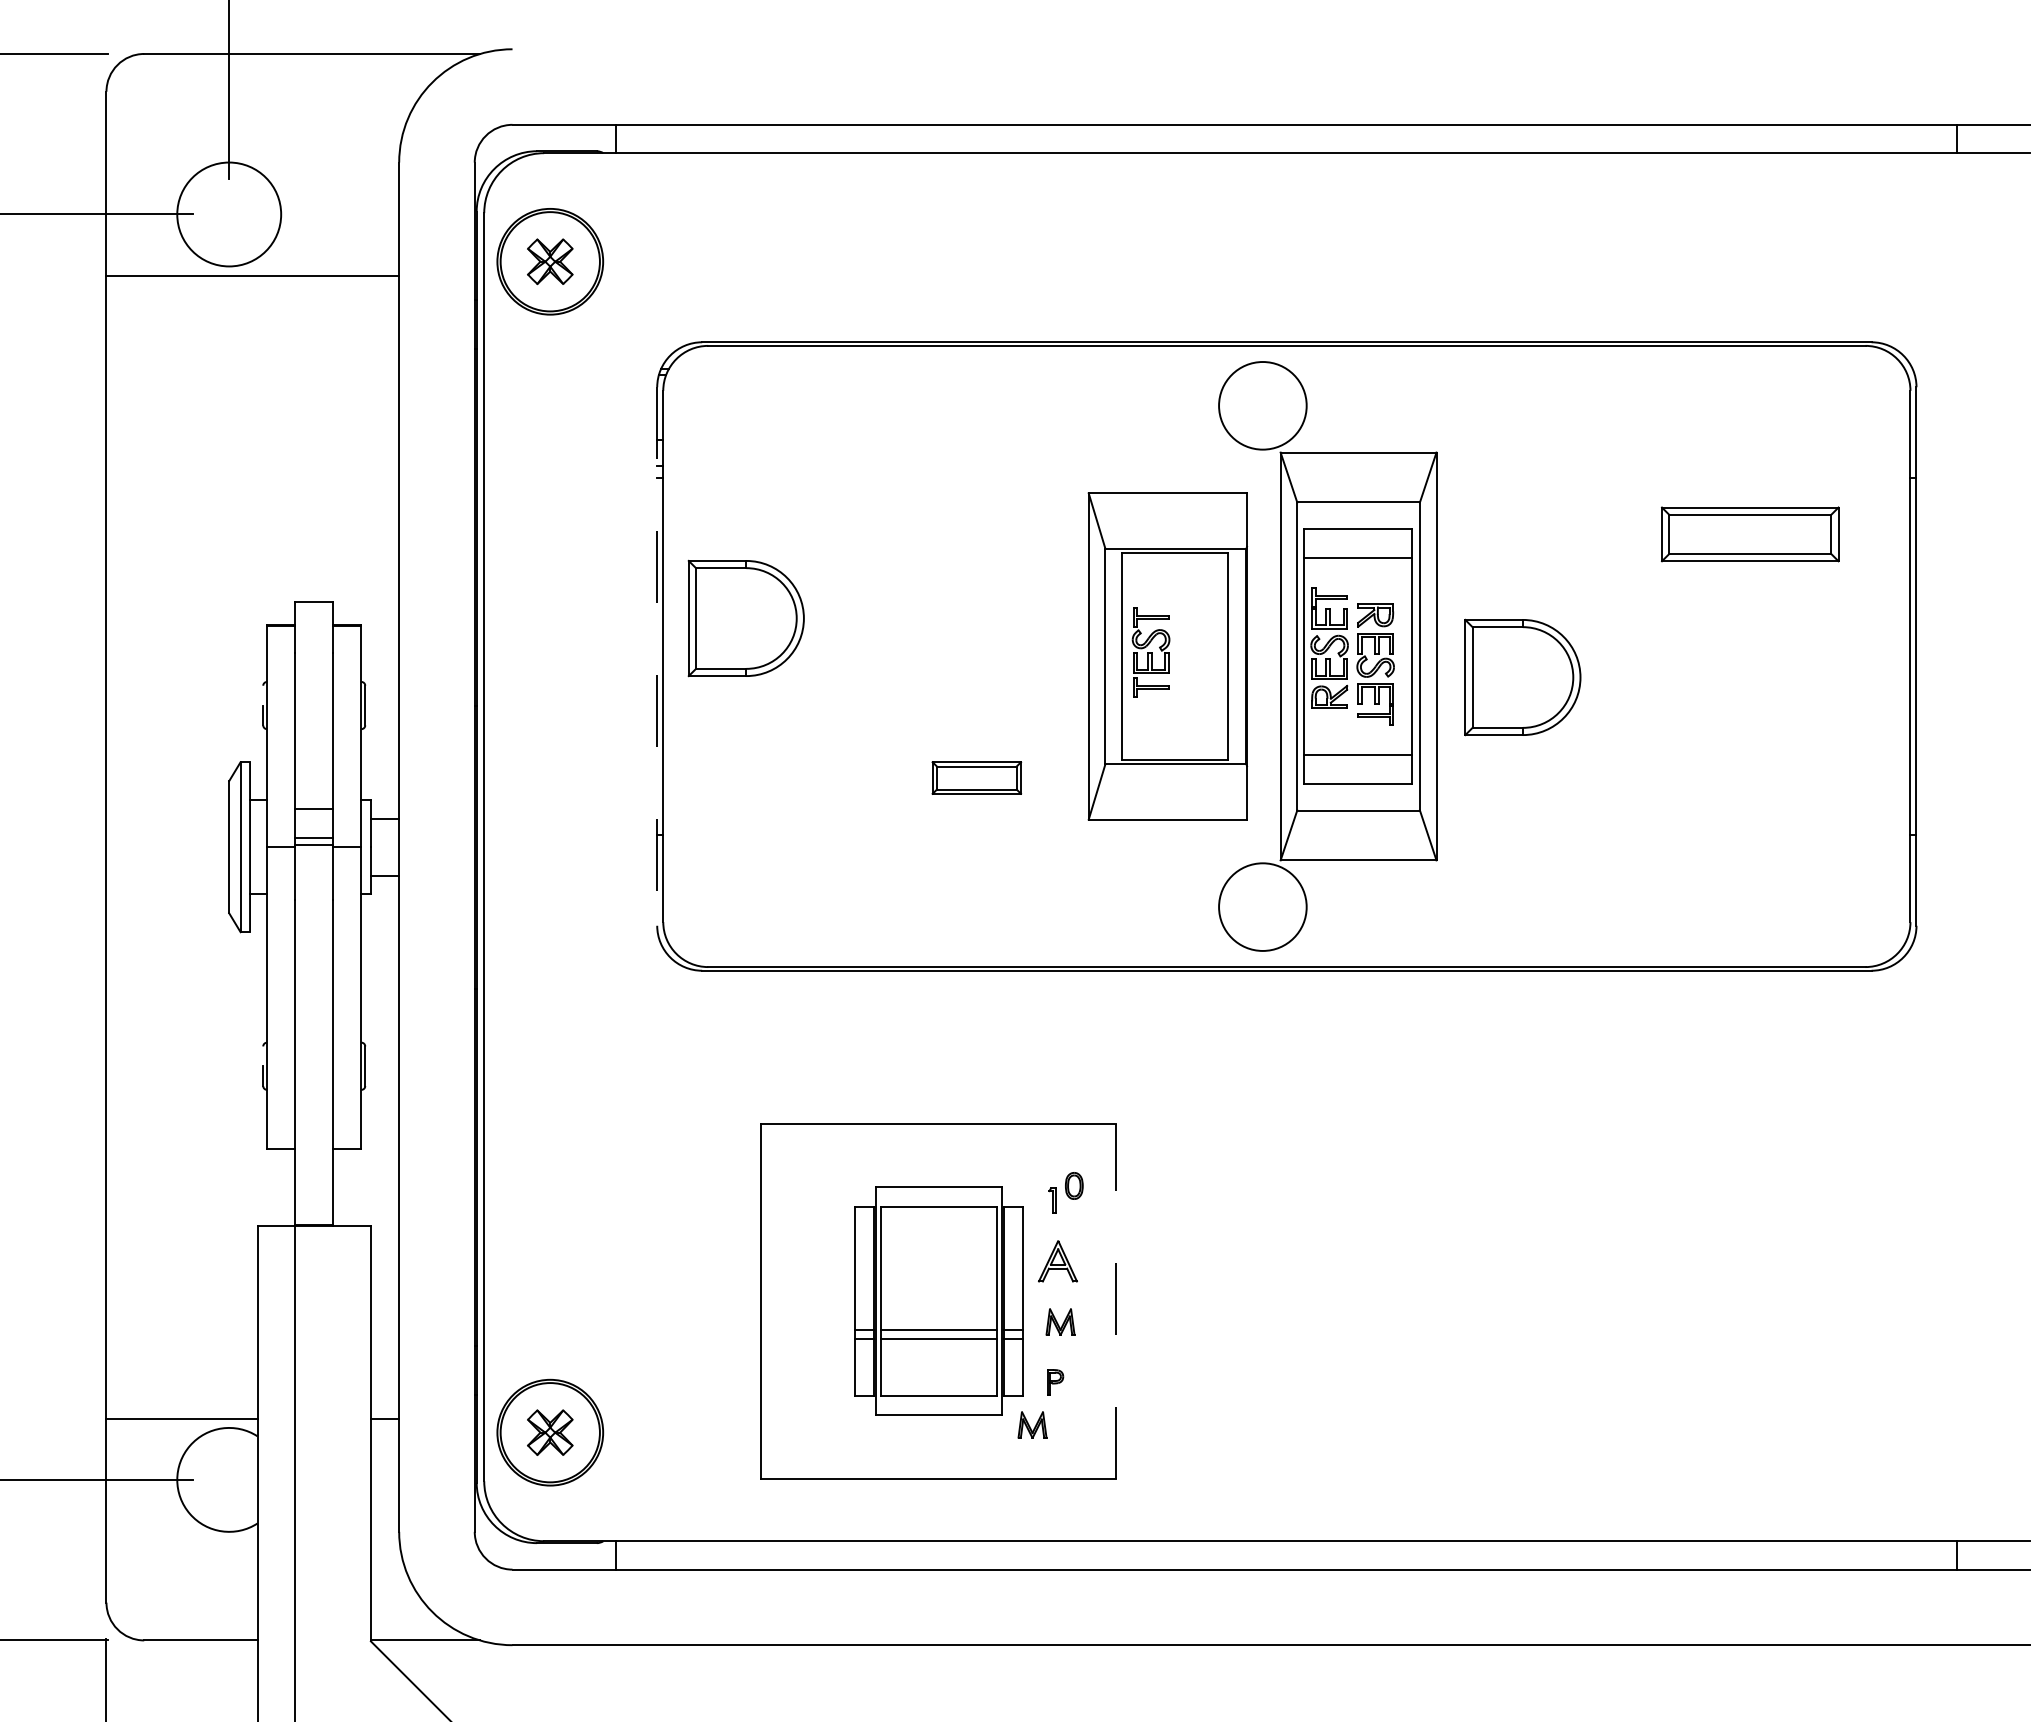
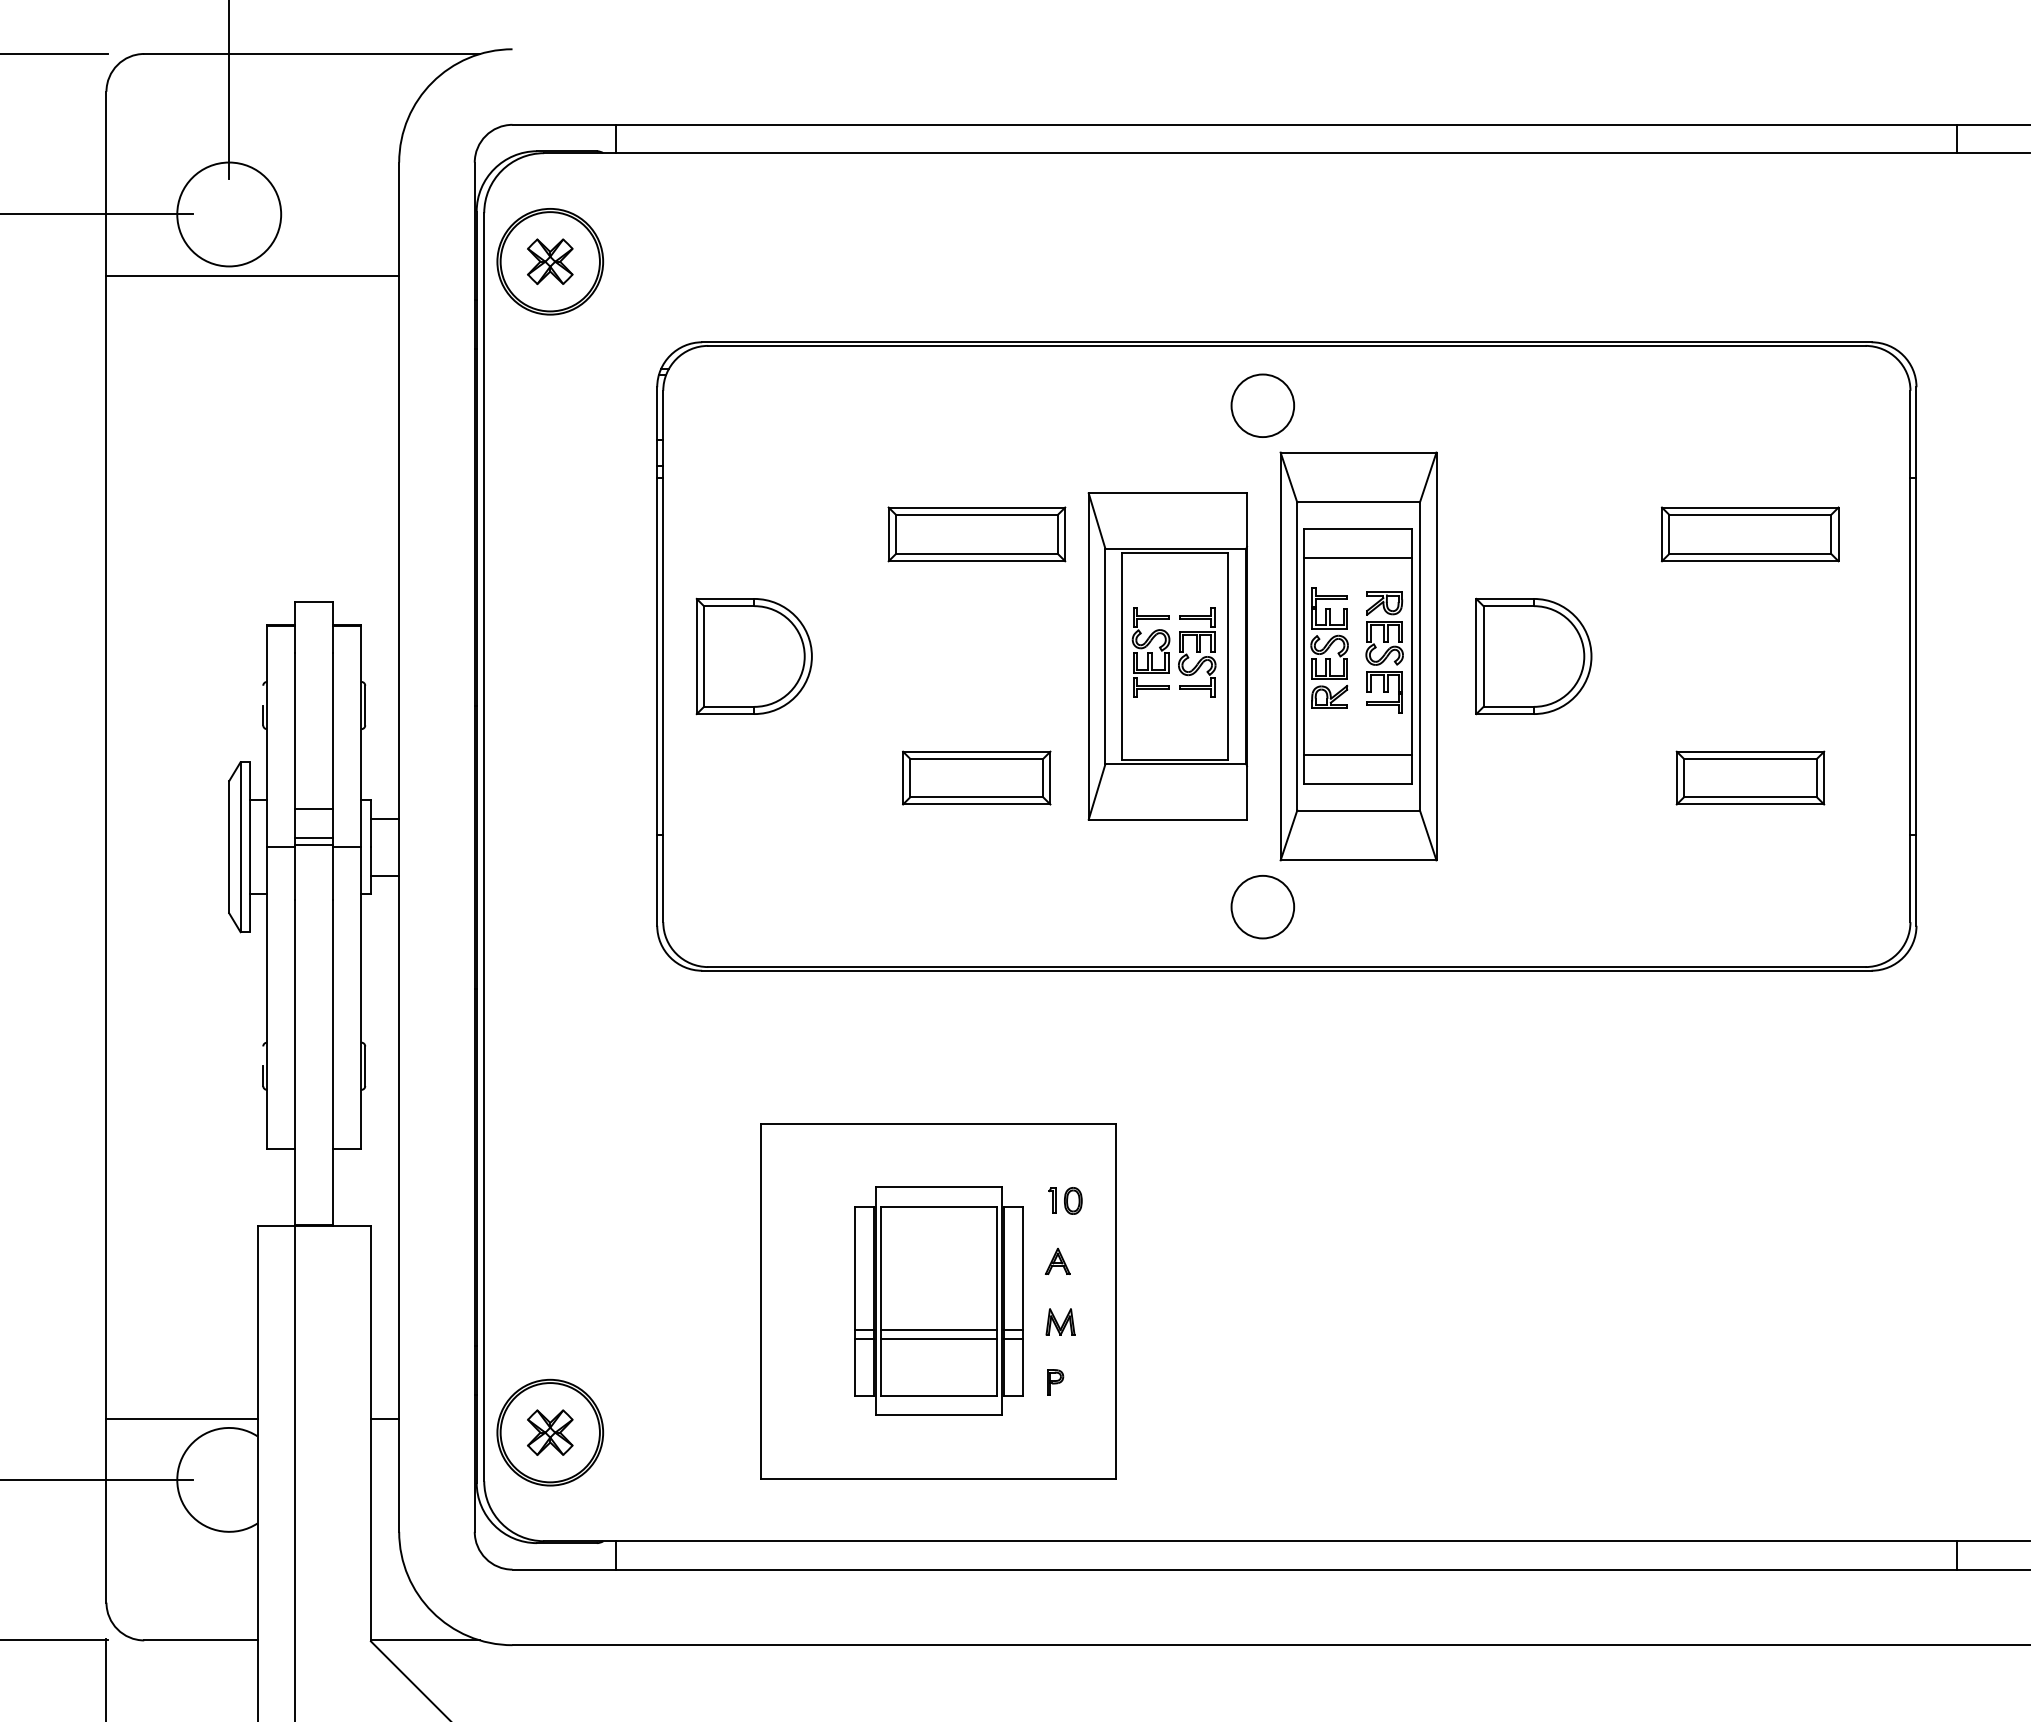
circle diameter: 88 px -> 63 px (1262, 405)
part: none -> present (976, 534)
part position: (745, 618) -> (753, 656) (753, 656)
part: none -> present (1197, 652)
line: dashed -> solid (657, 657)
part position: (1375, 664) -> (1384, 652) (1384, 652)
part position: (1522, 677) -> (1533, 656) (1533, 656)
part size: 92x34 px -> 150x56 px (976, 777)
part: none -> present (1750, 777)
circle diameter: 88 px -> 63 px (1262, 906)
part position: (1074, 1185) -> (1073, 1200) (1073, 1200)
part size: 40x43 px -> 27x27 px (1057, 1261)
line: dashed -> solid (1116, 1300)
part: present -> none (1032, 1424)
